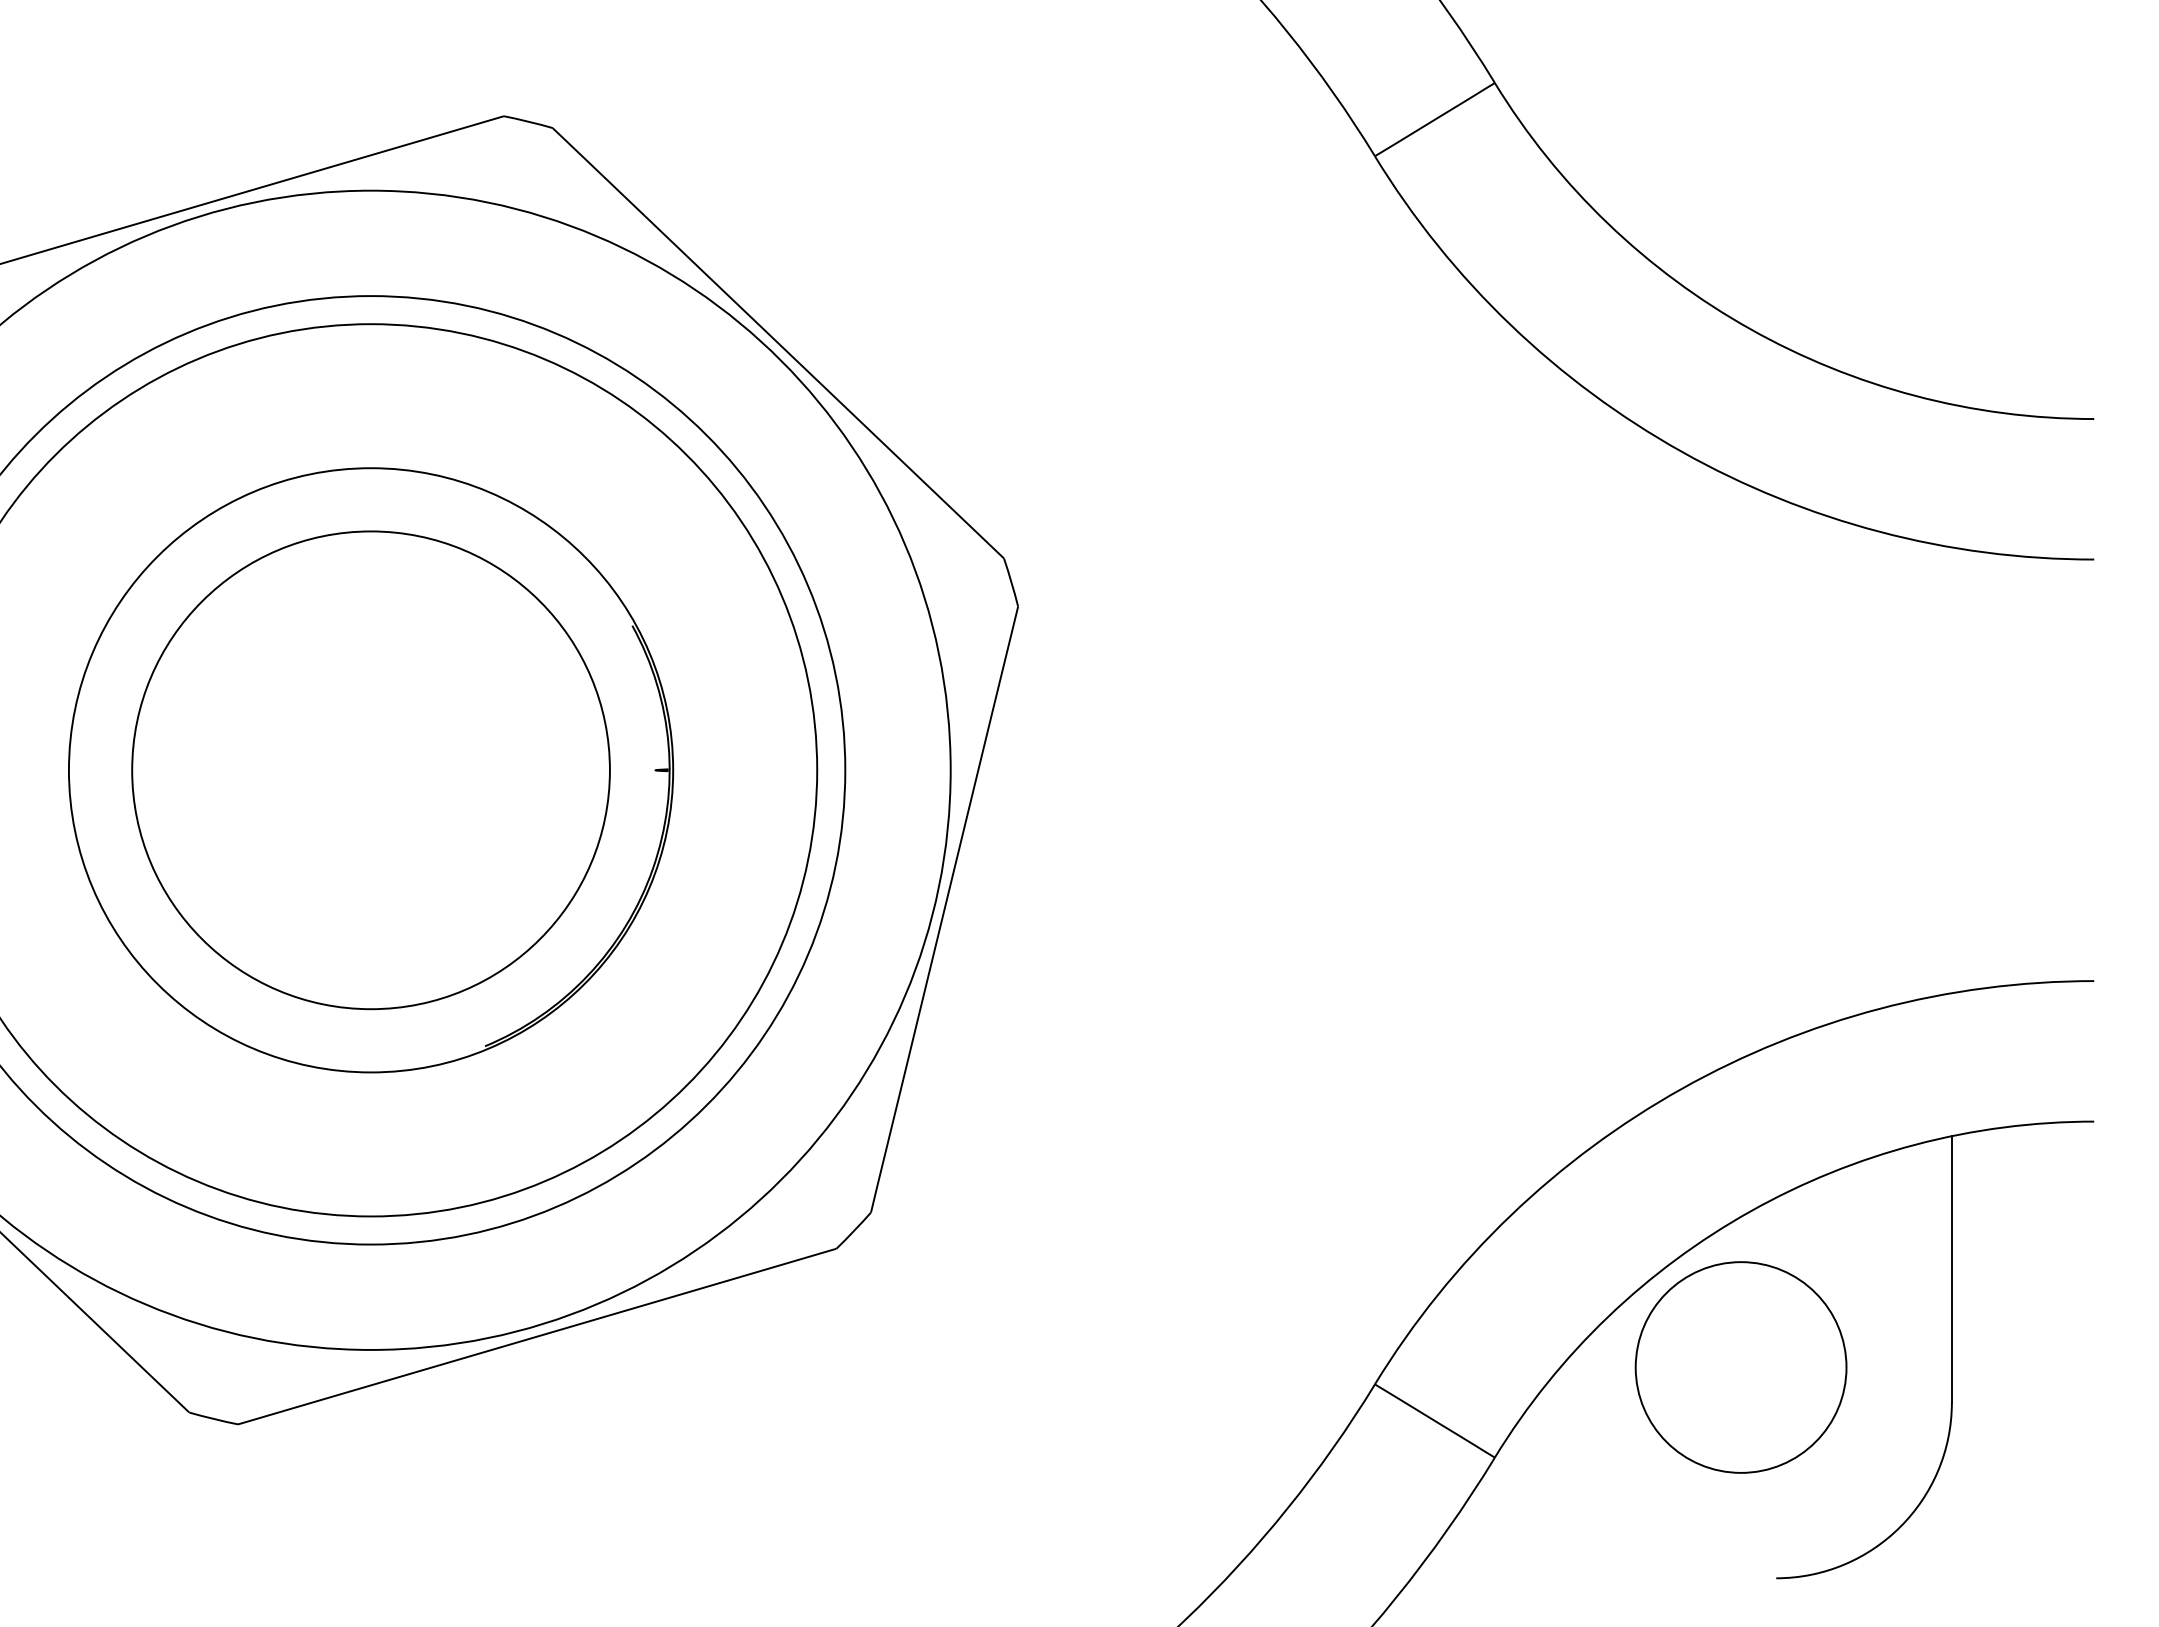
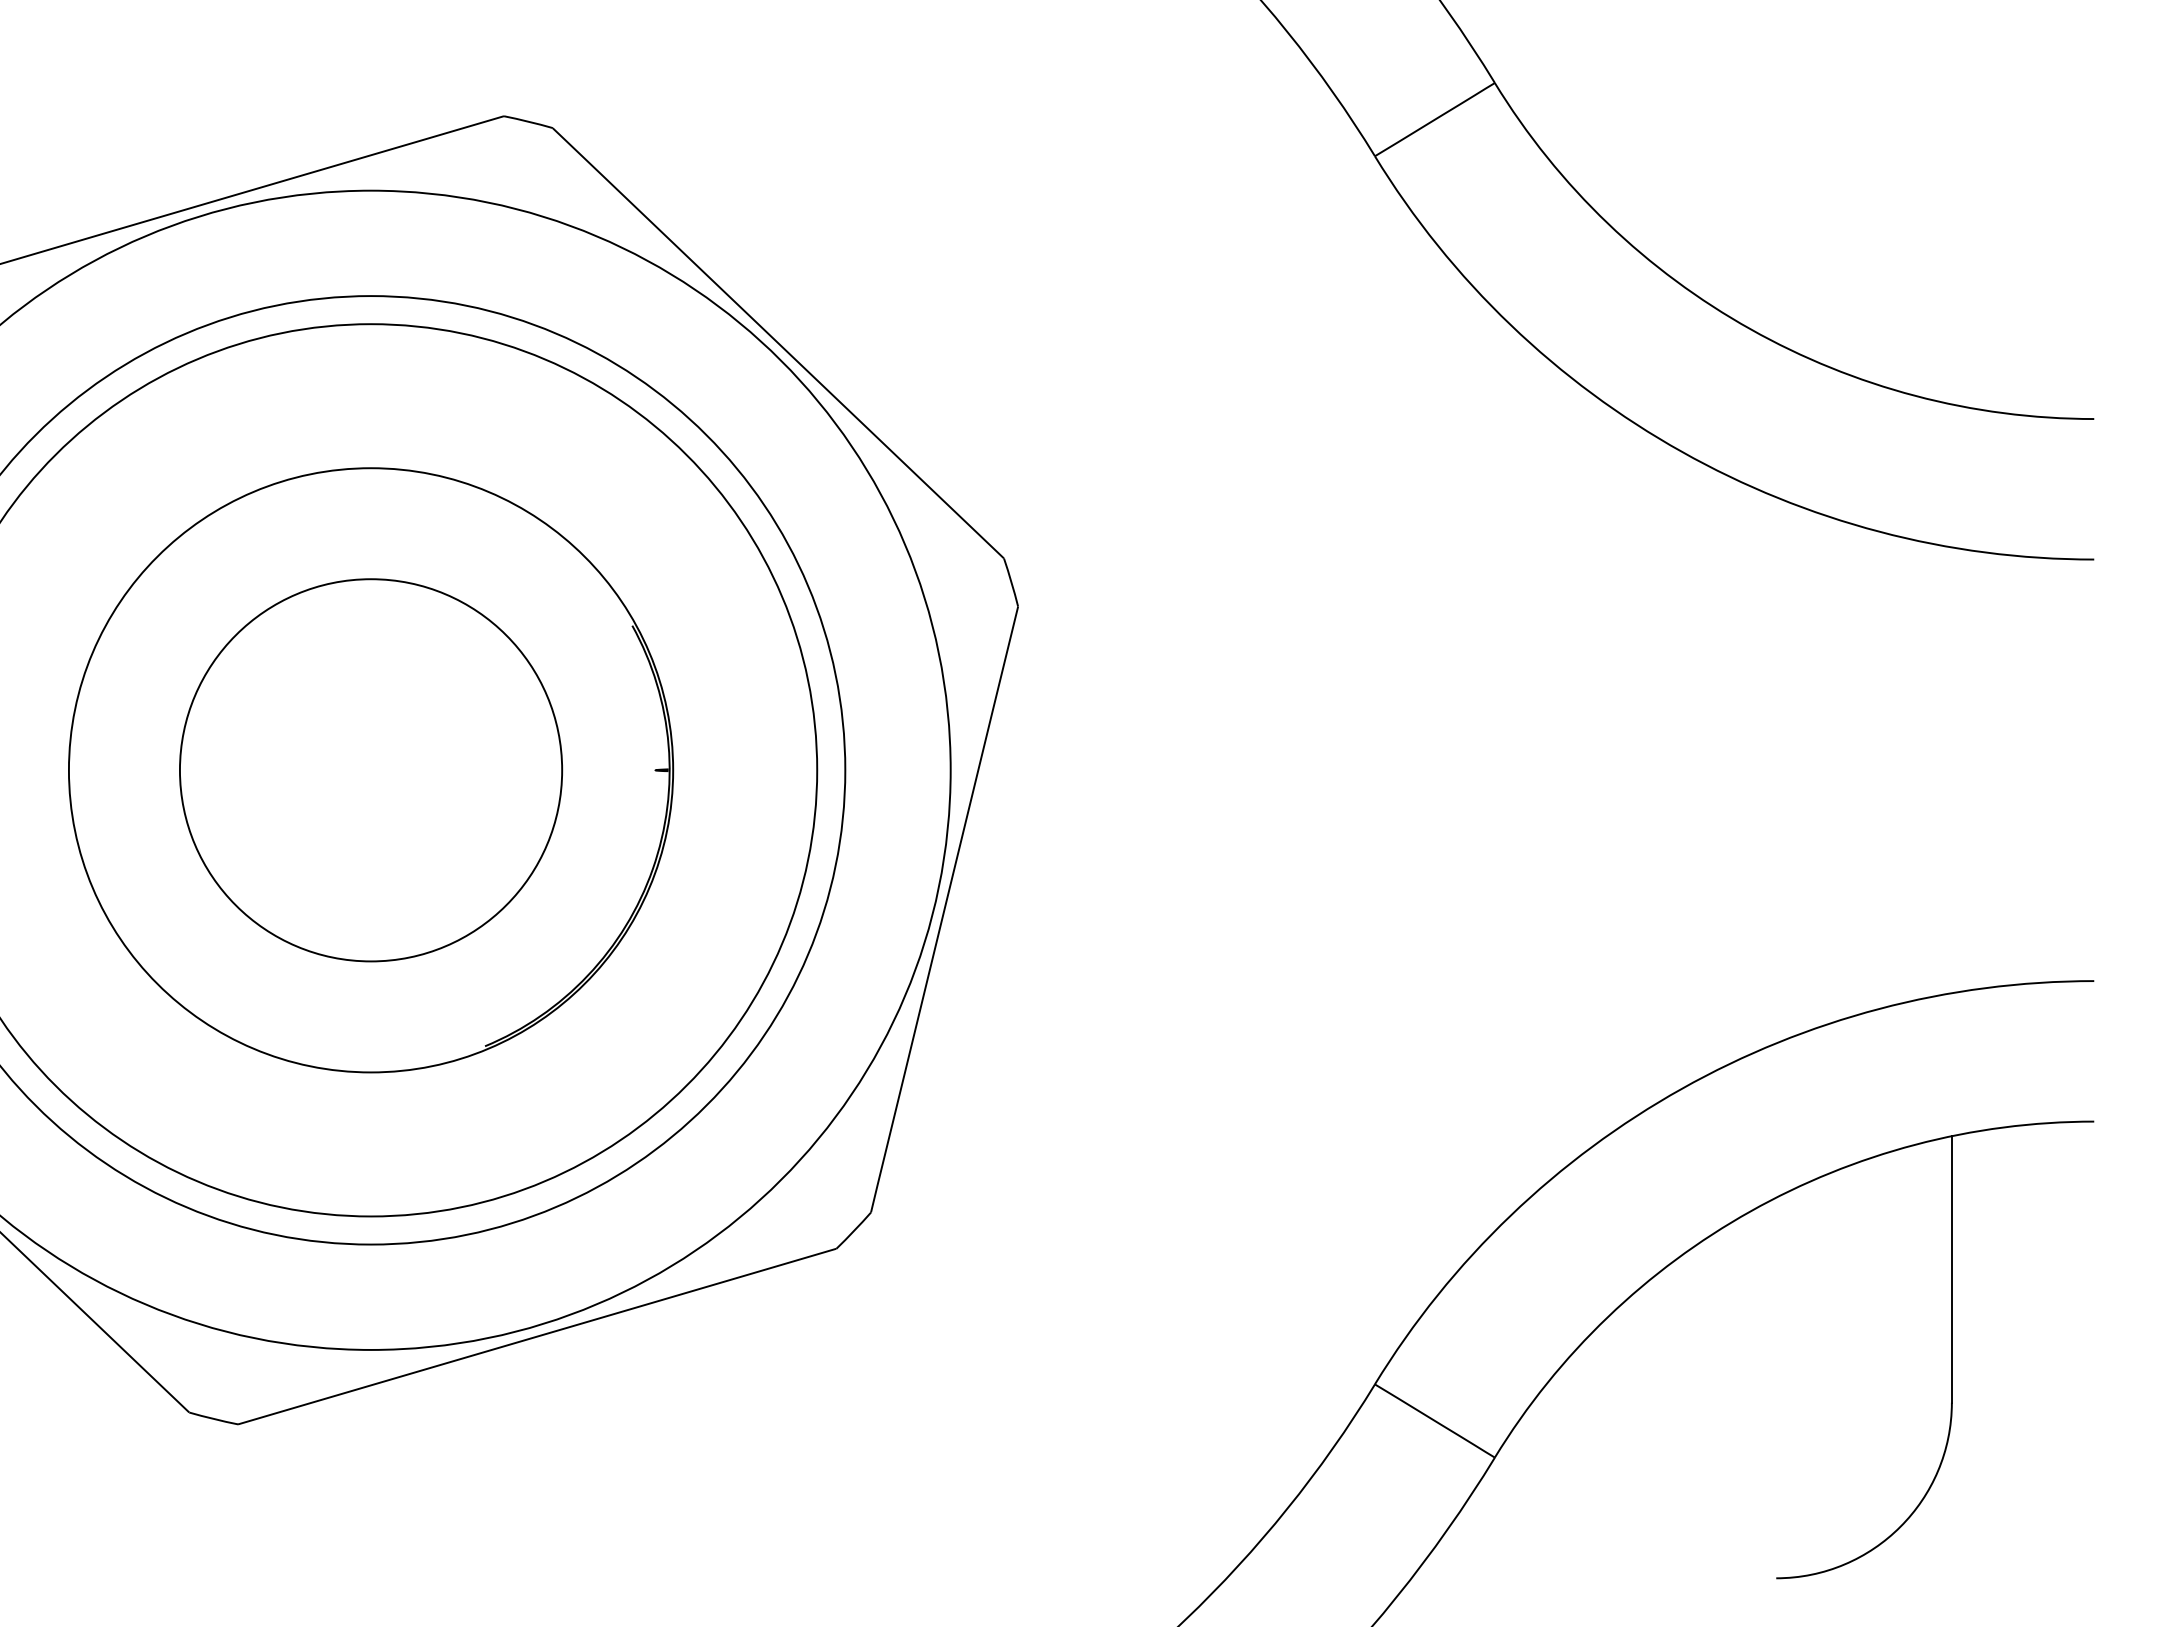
circle diameter: 478 px -> 382 px (370, 770)
circle: present -> none (1740, 1367)
